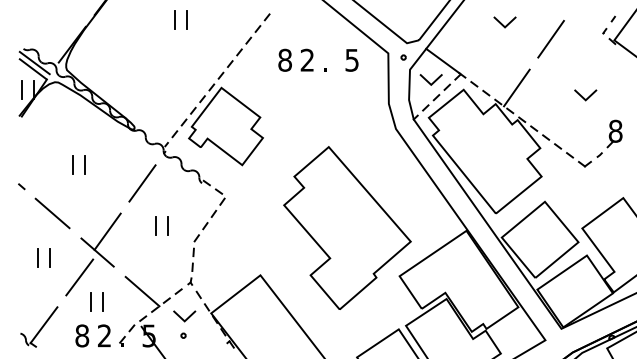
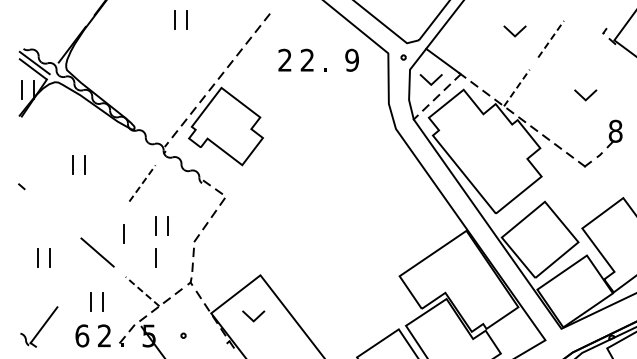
line: present -> none (612, 18)
line position: (502, 23) -> (512, 32) (512, 32)
line: solid -> dashed (551, 38)
text: 8 -> 2 (284, 59)
text: 5 -> 9 (351, 59)
line: solid -> dashed (517, 87)
line: solid -> dashed (142, 183)
line: present -> none (52, 213)
part: present -> none (347, 227)
line: present -> none (107, 231)
line: none -> present (123, 233)
line: none -> present (155, 257)
line: present -> none (79, 277)
line: solid -> dashed (142, 291)
line position: (183, 318) -> (252, 318) (252, 318)
text: 8 -> 6 (82, 335)
